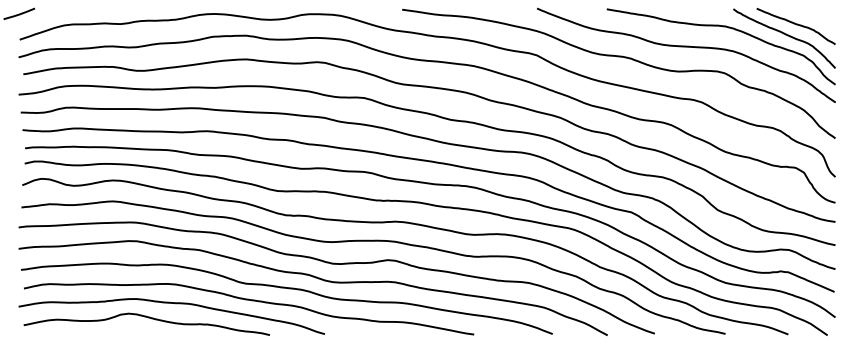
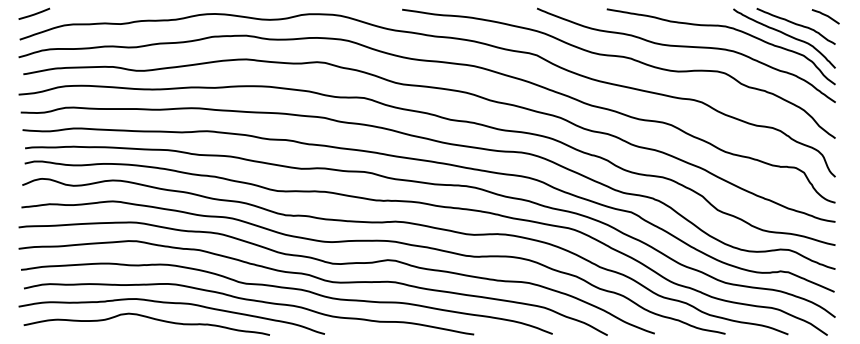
line position: (19, 13) -> (34, 13) (34, 13)
curve: none -> present (825, 16)
